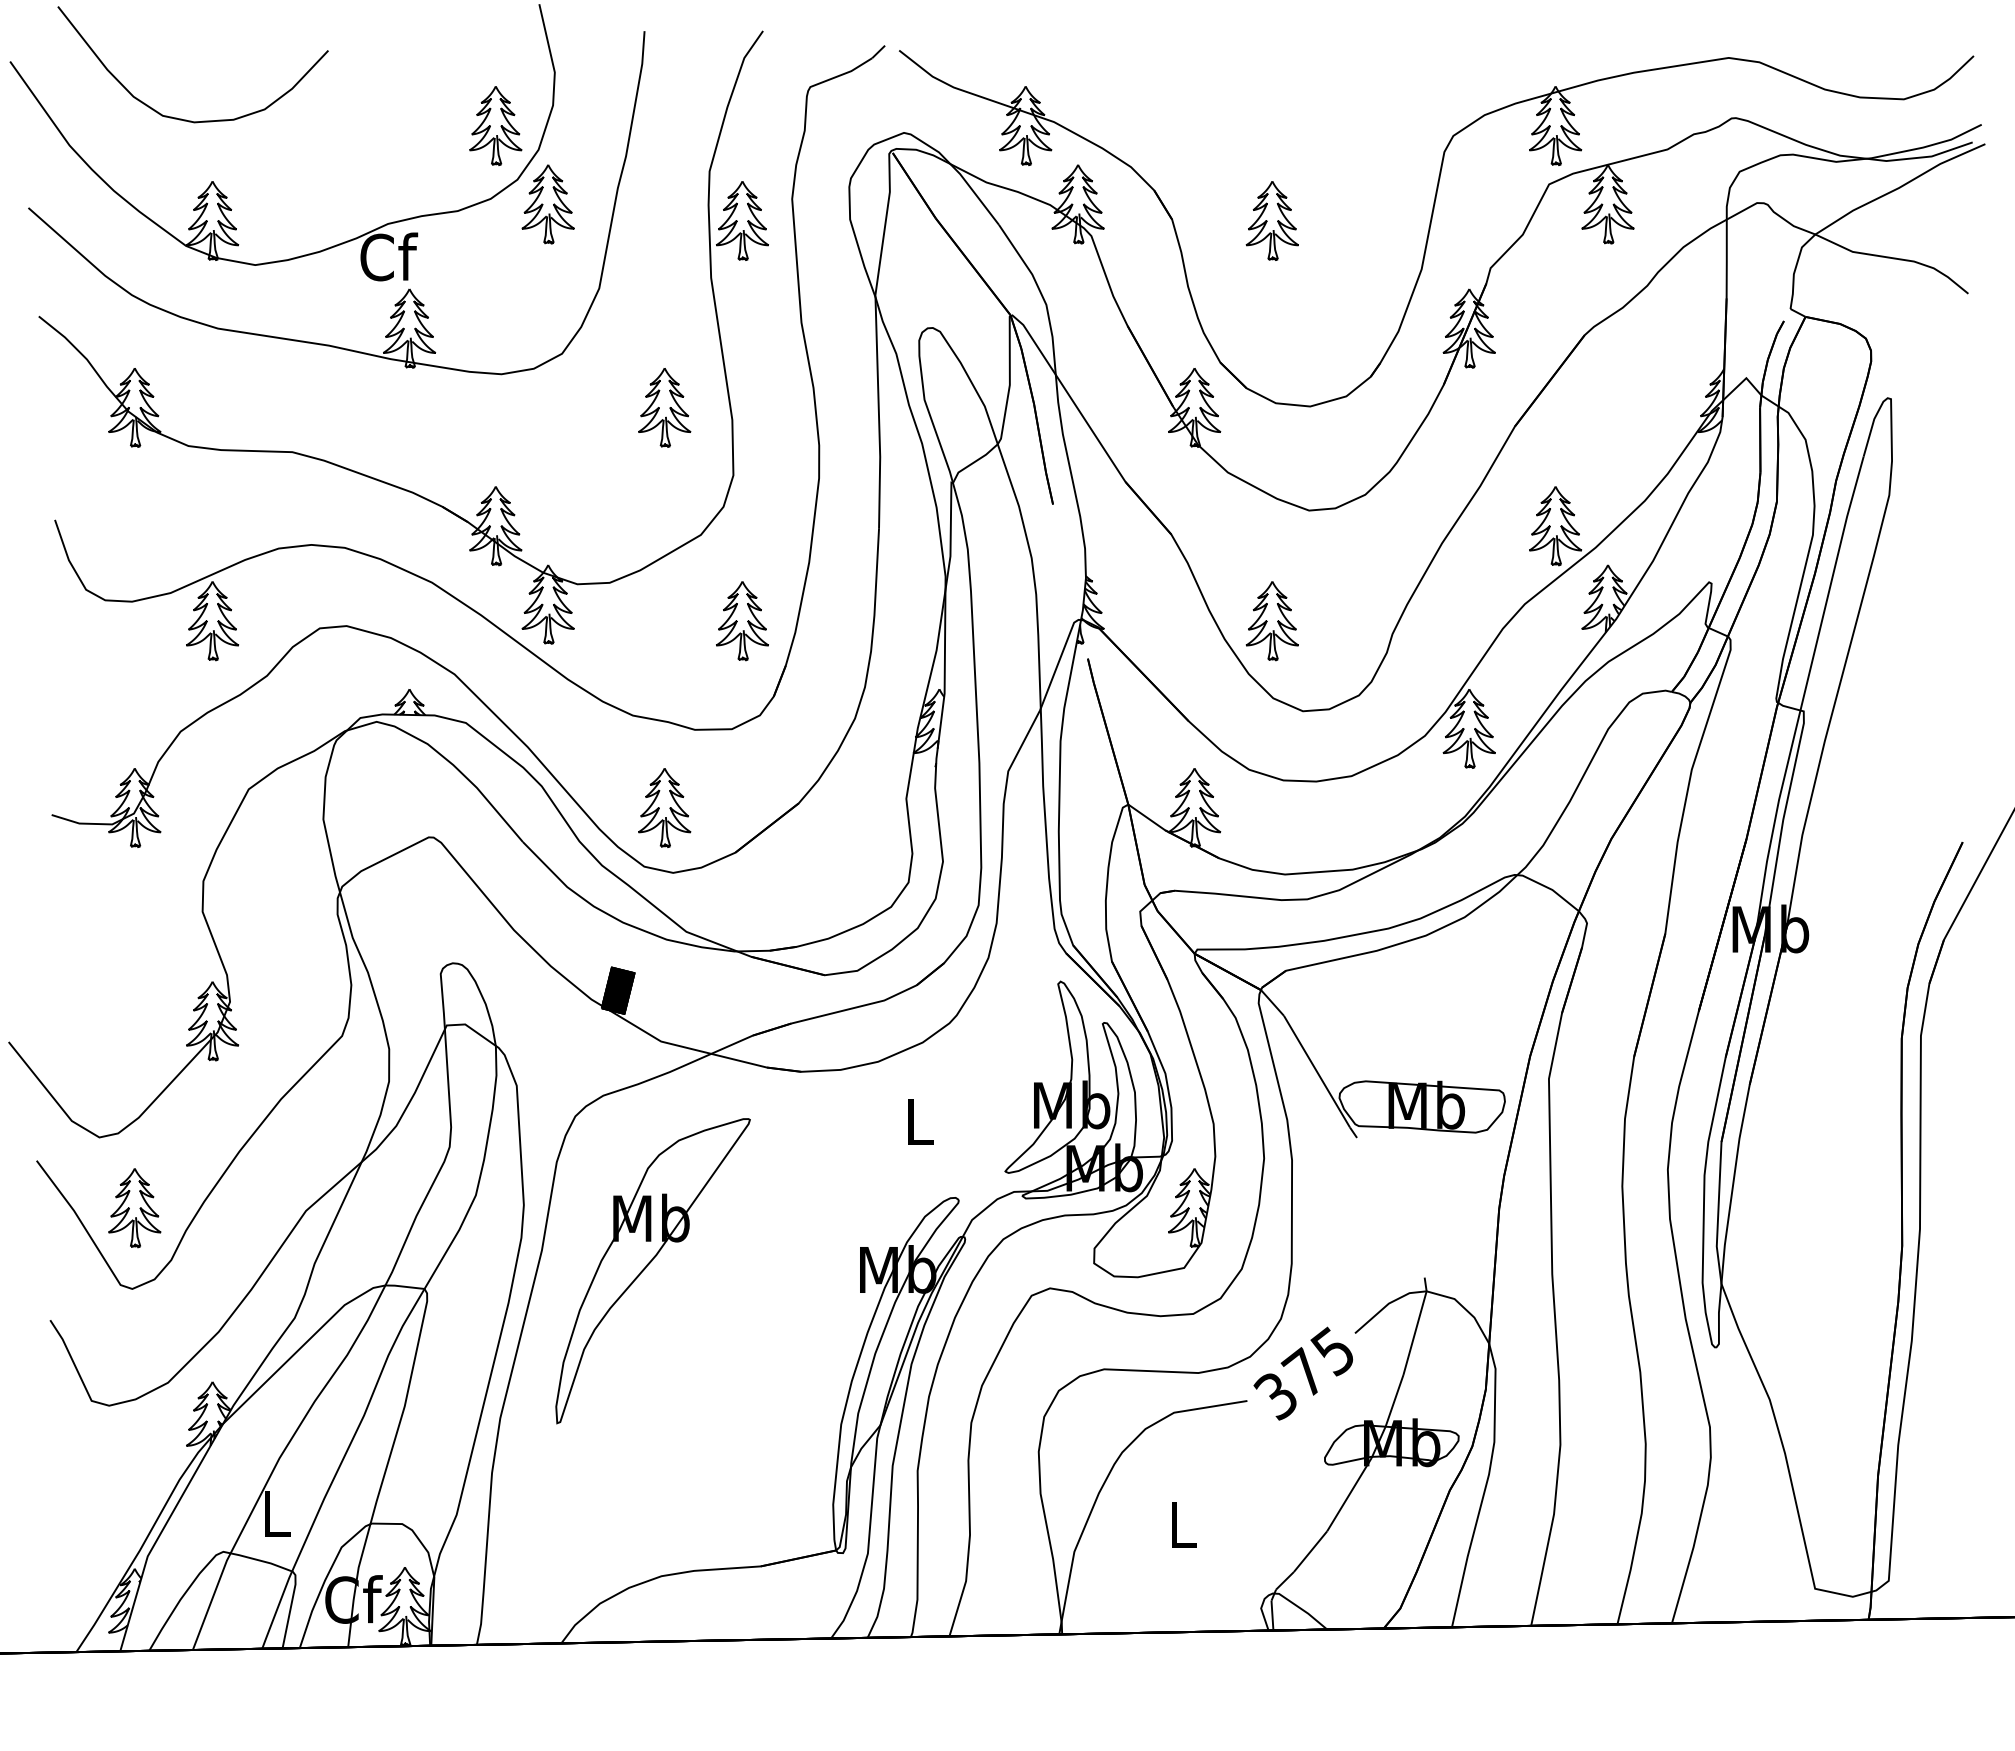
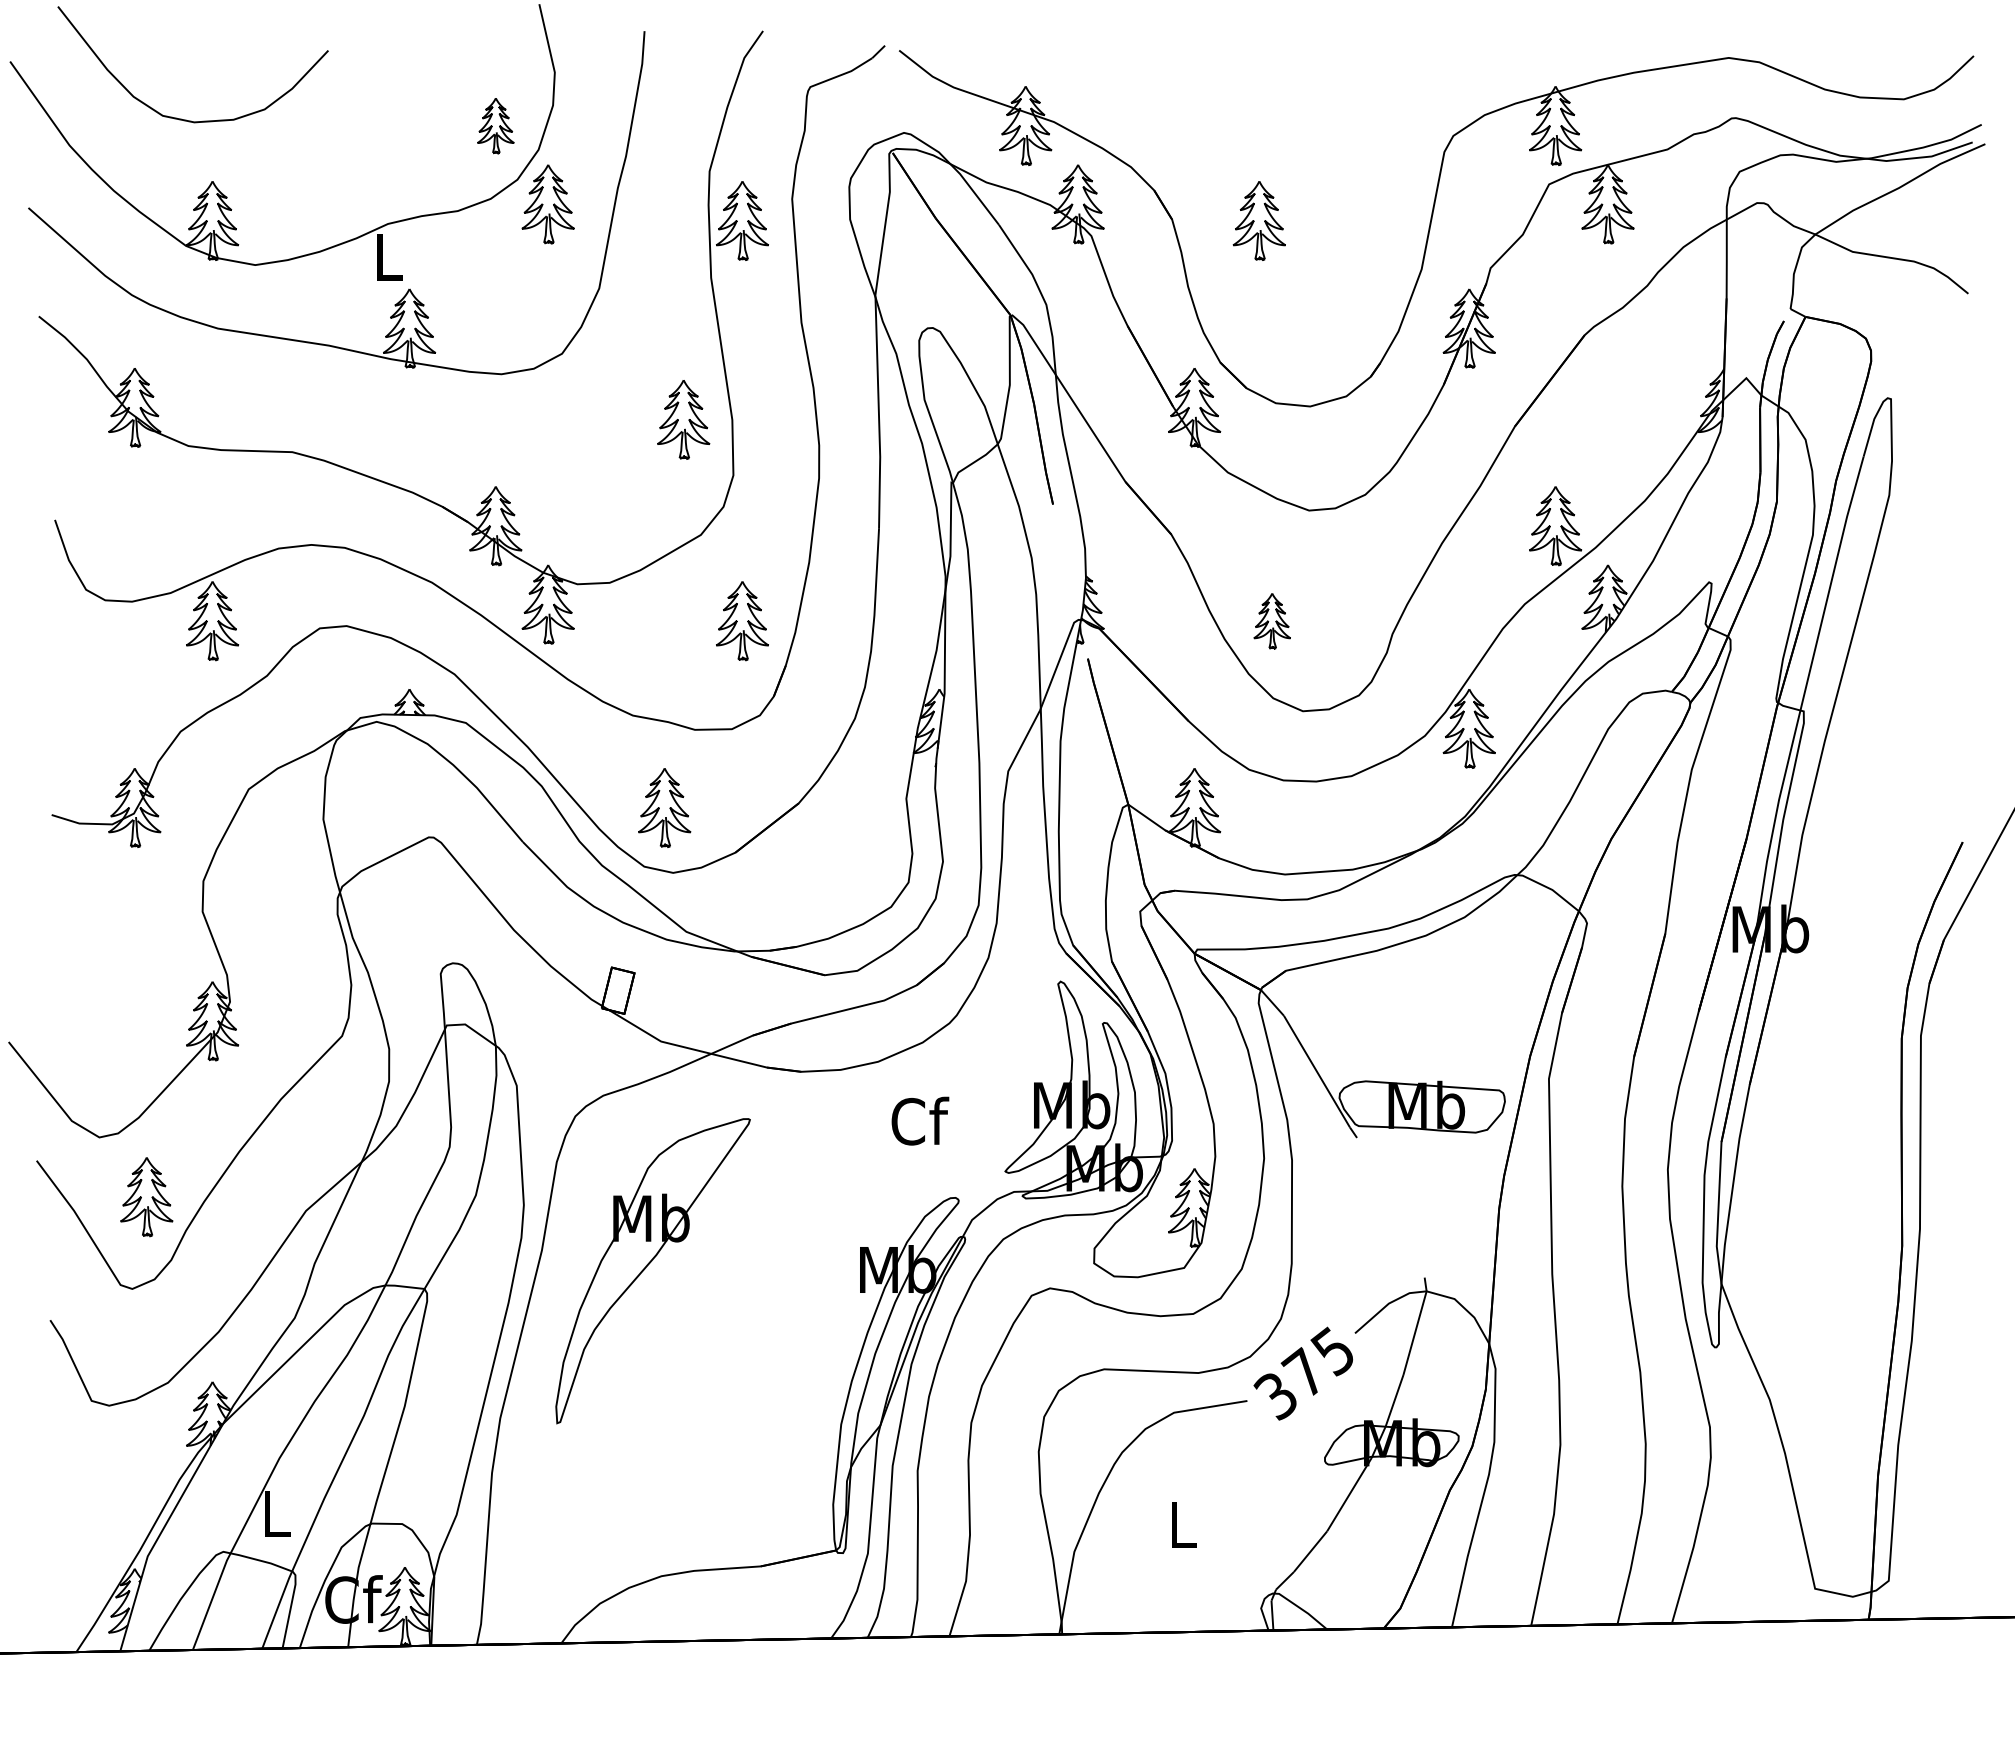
part size: 54x80 px -> 38x57 px (495, 126)
part position: (1271, 220) -> (1258, 220) (1258, 220)
text: Cf -> L (389, 256)
part position: (664, 407) -> (683, 419) (683, 419)
part size: 54x81 px -> 38x57 px (1271, 621)
fill: present -> none (617, 990)
text: L -> Cf (920, 1120)
part position: (134, 1208) -> (146, 1197) (146, 1197)
